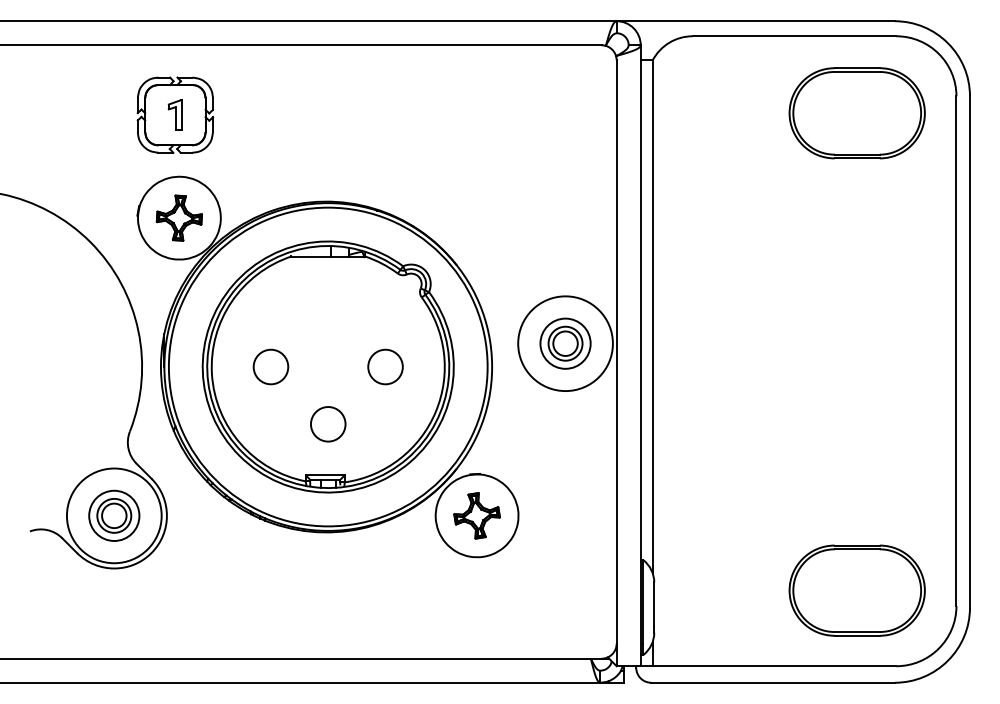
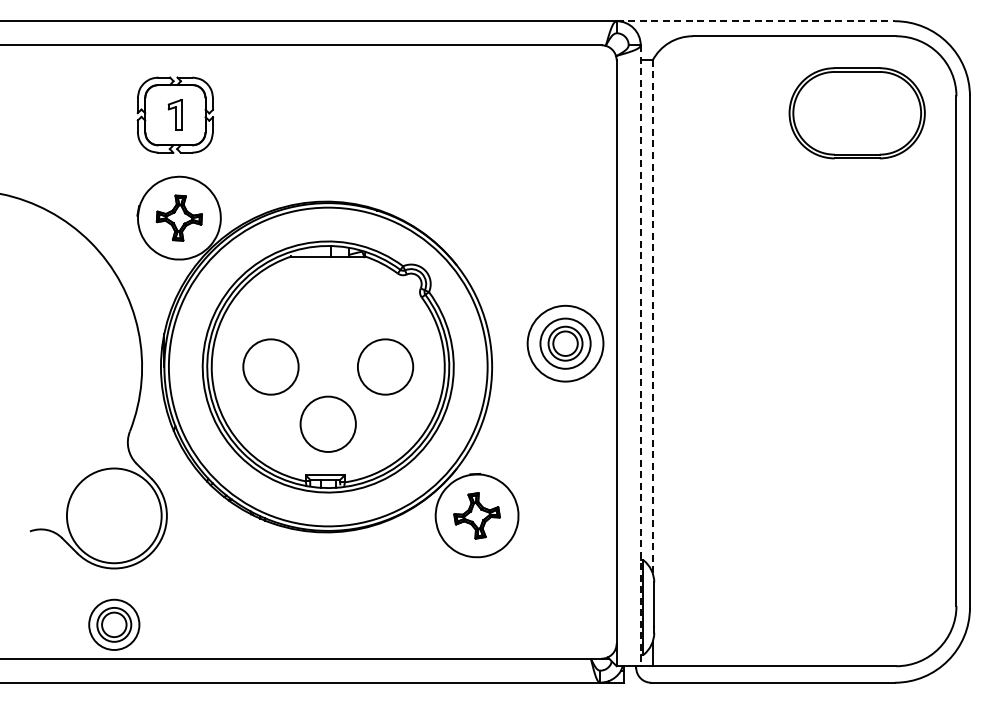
line: solid -> dashed (756, 21)
line: solid -> dashed (652, 316)
circle diameter: 95 px -> 76 px (565, 343)
line: solid -> dashed (640, 356)
circle diameter: 35 px -> 55 px (270, 366)
circle diameter: 35 px -> 55 px (385, 366)
circle diameter: 35 px -> 55 px (327, 423)
part position: (114, 515) -> (114, 624) (114, 624)
part: present -> none (856, 590)
